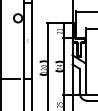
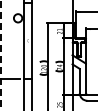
line: solid -> dashed (1, 55)
